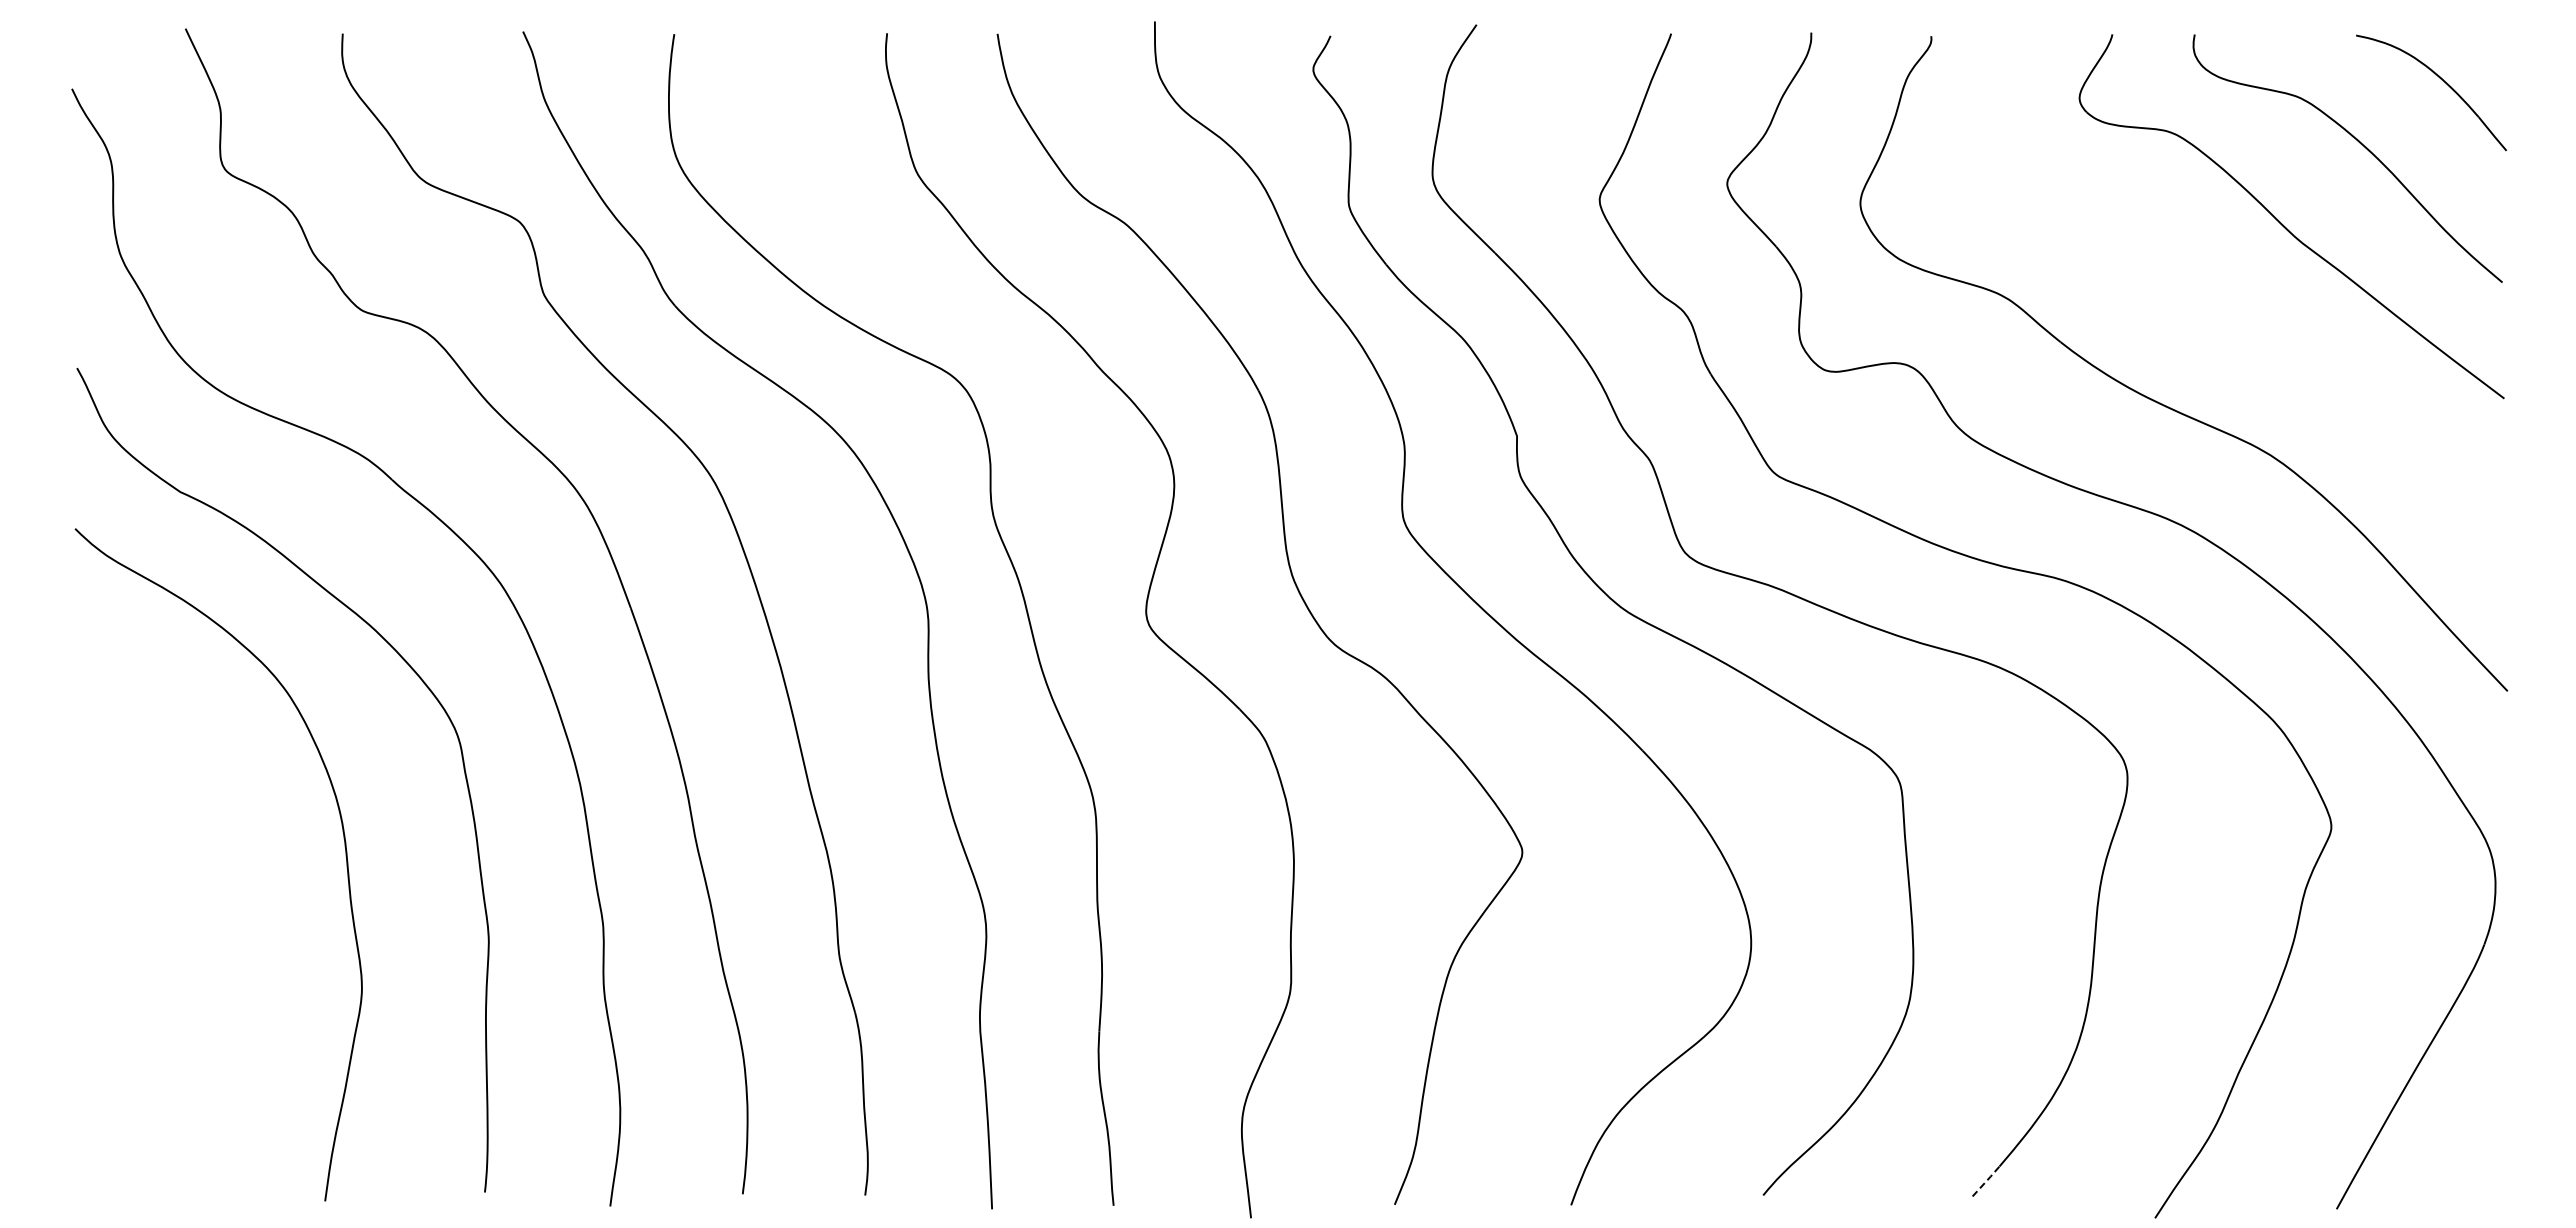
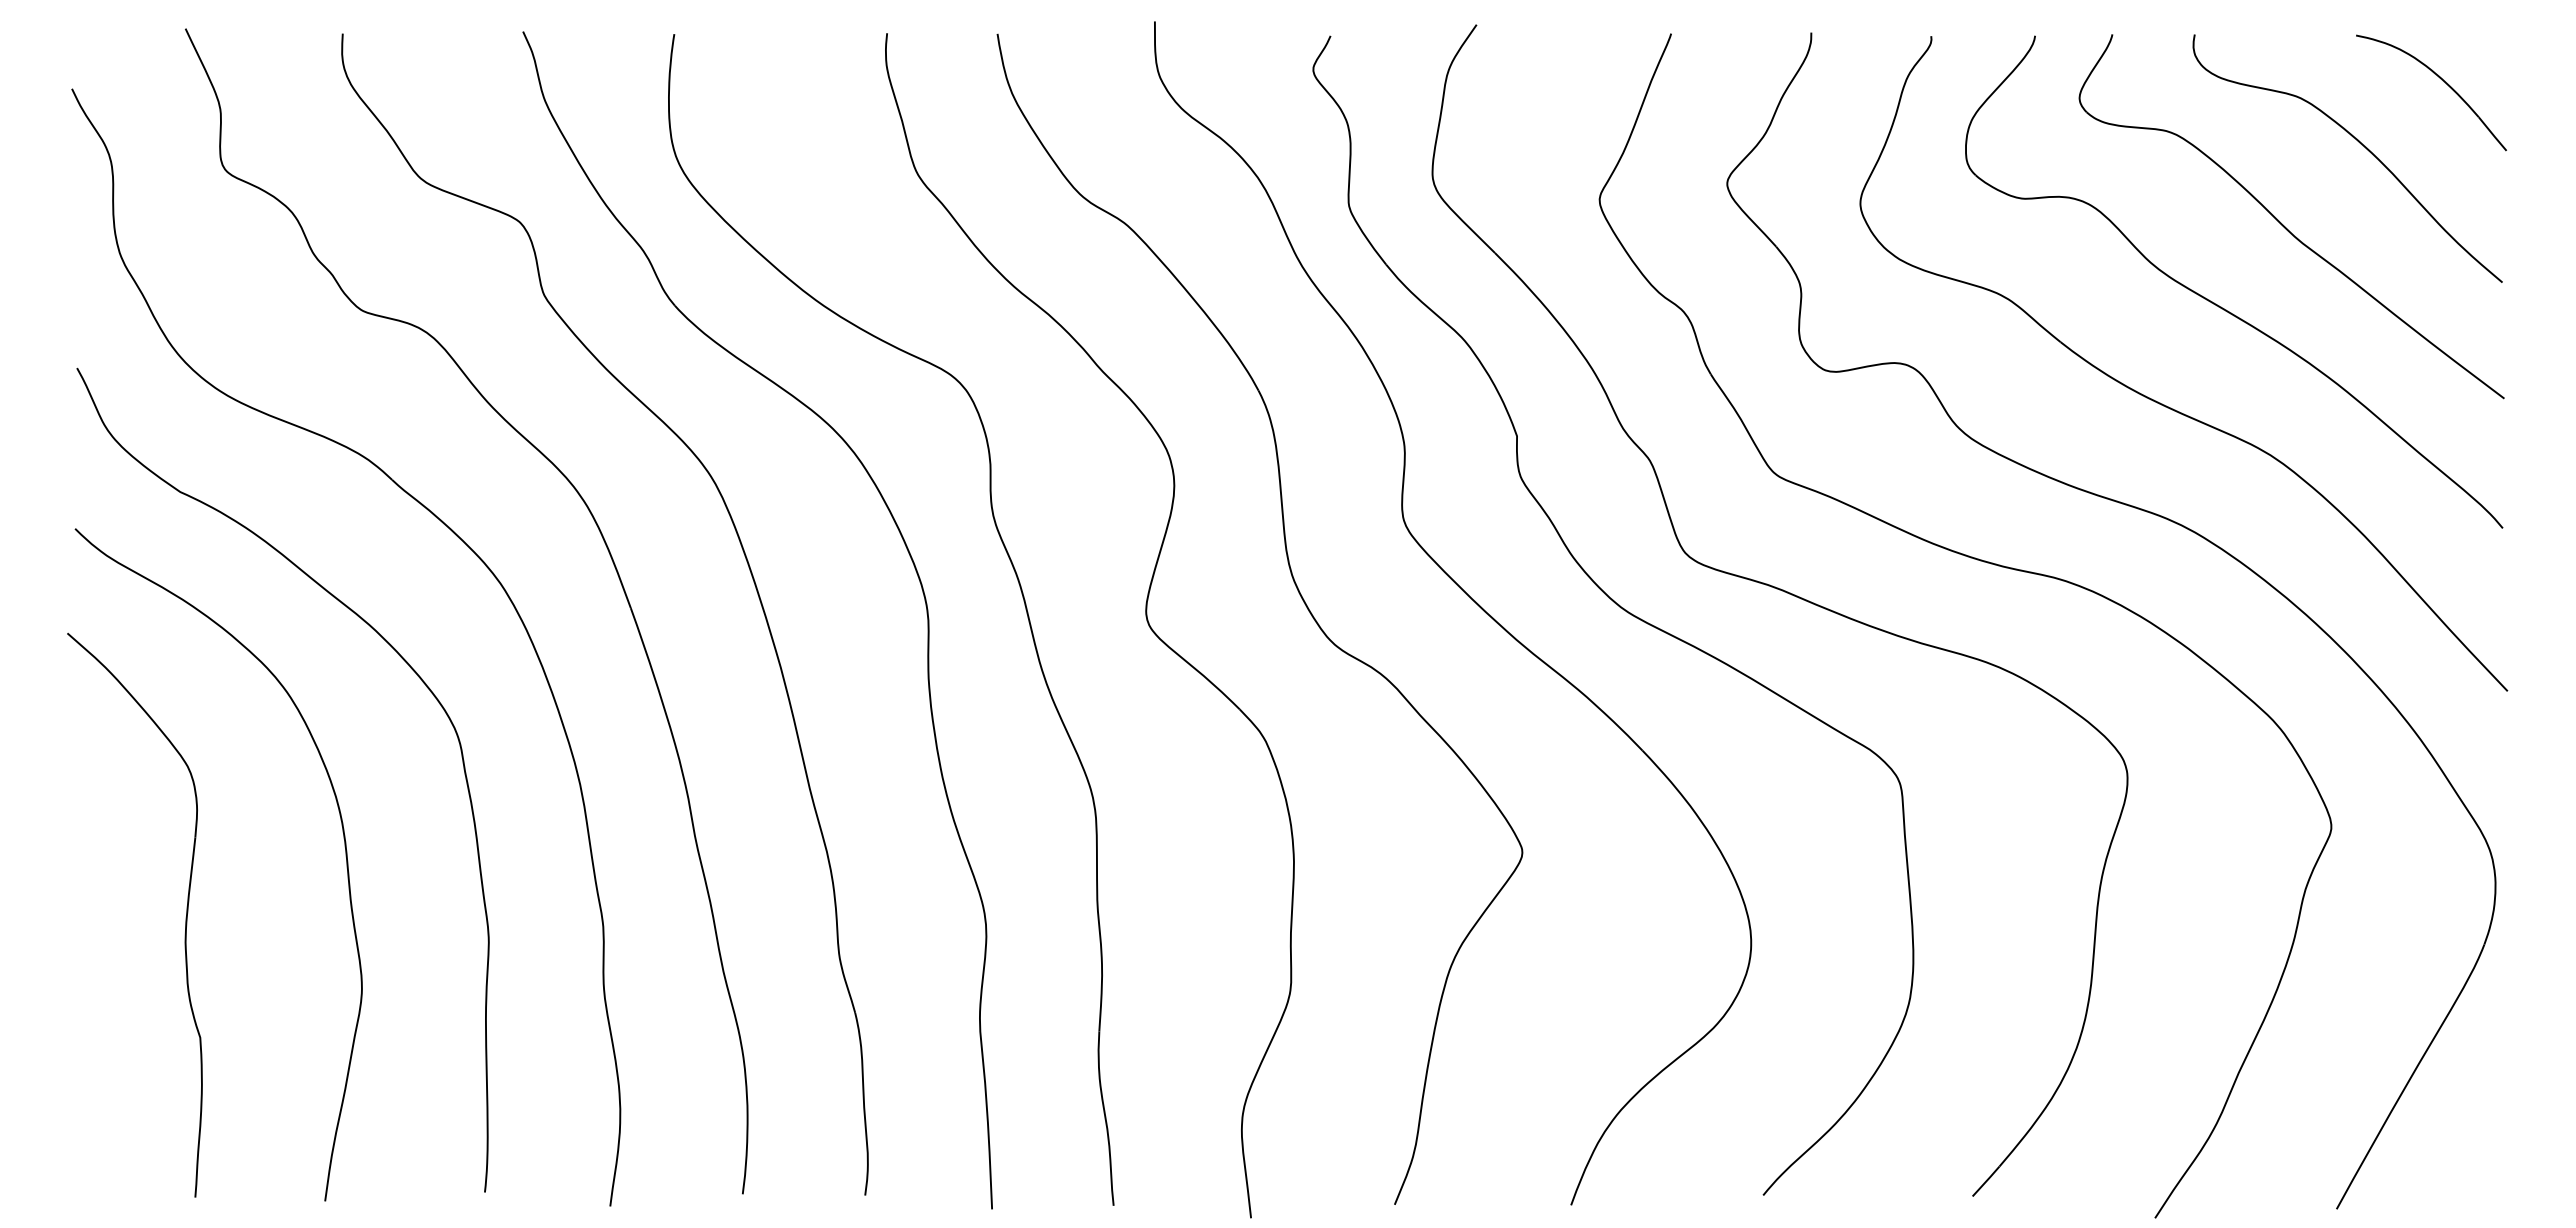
part: none -> present (2221, 306)
part: none -> present (185, 917)
line: dashed -> solid (1986, 1181)
